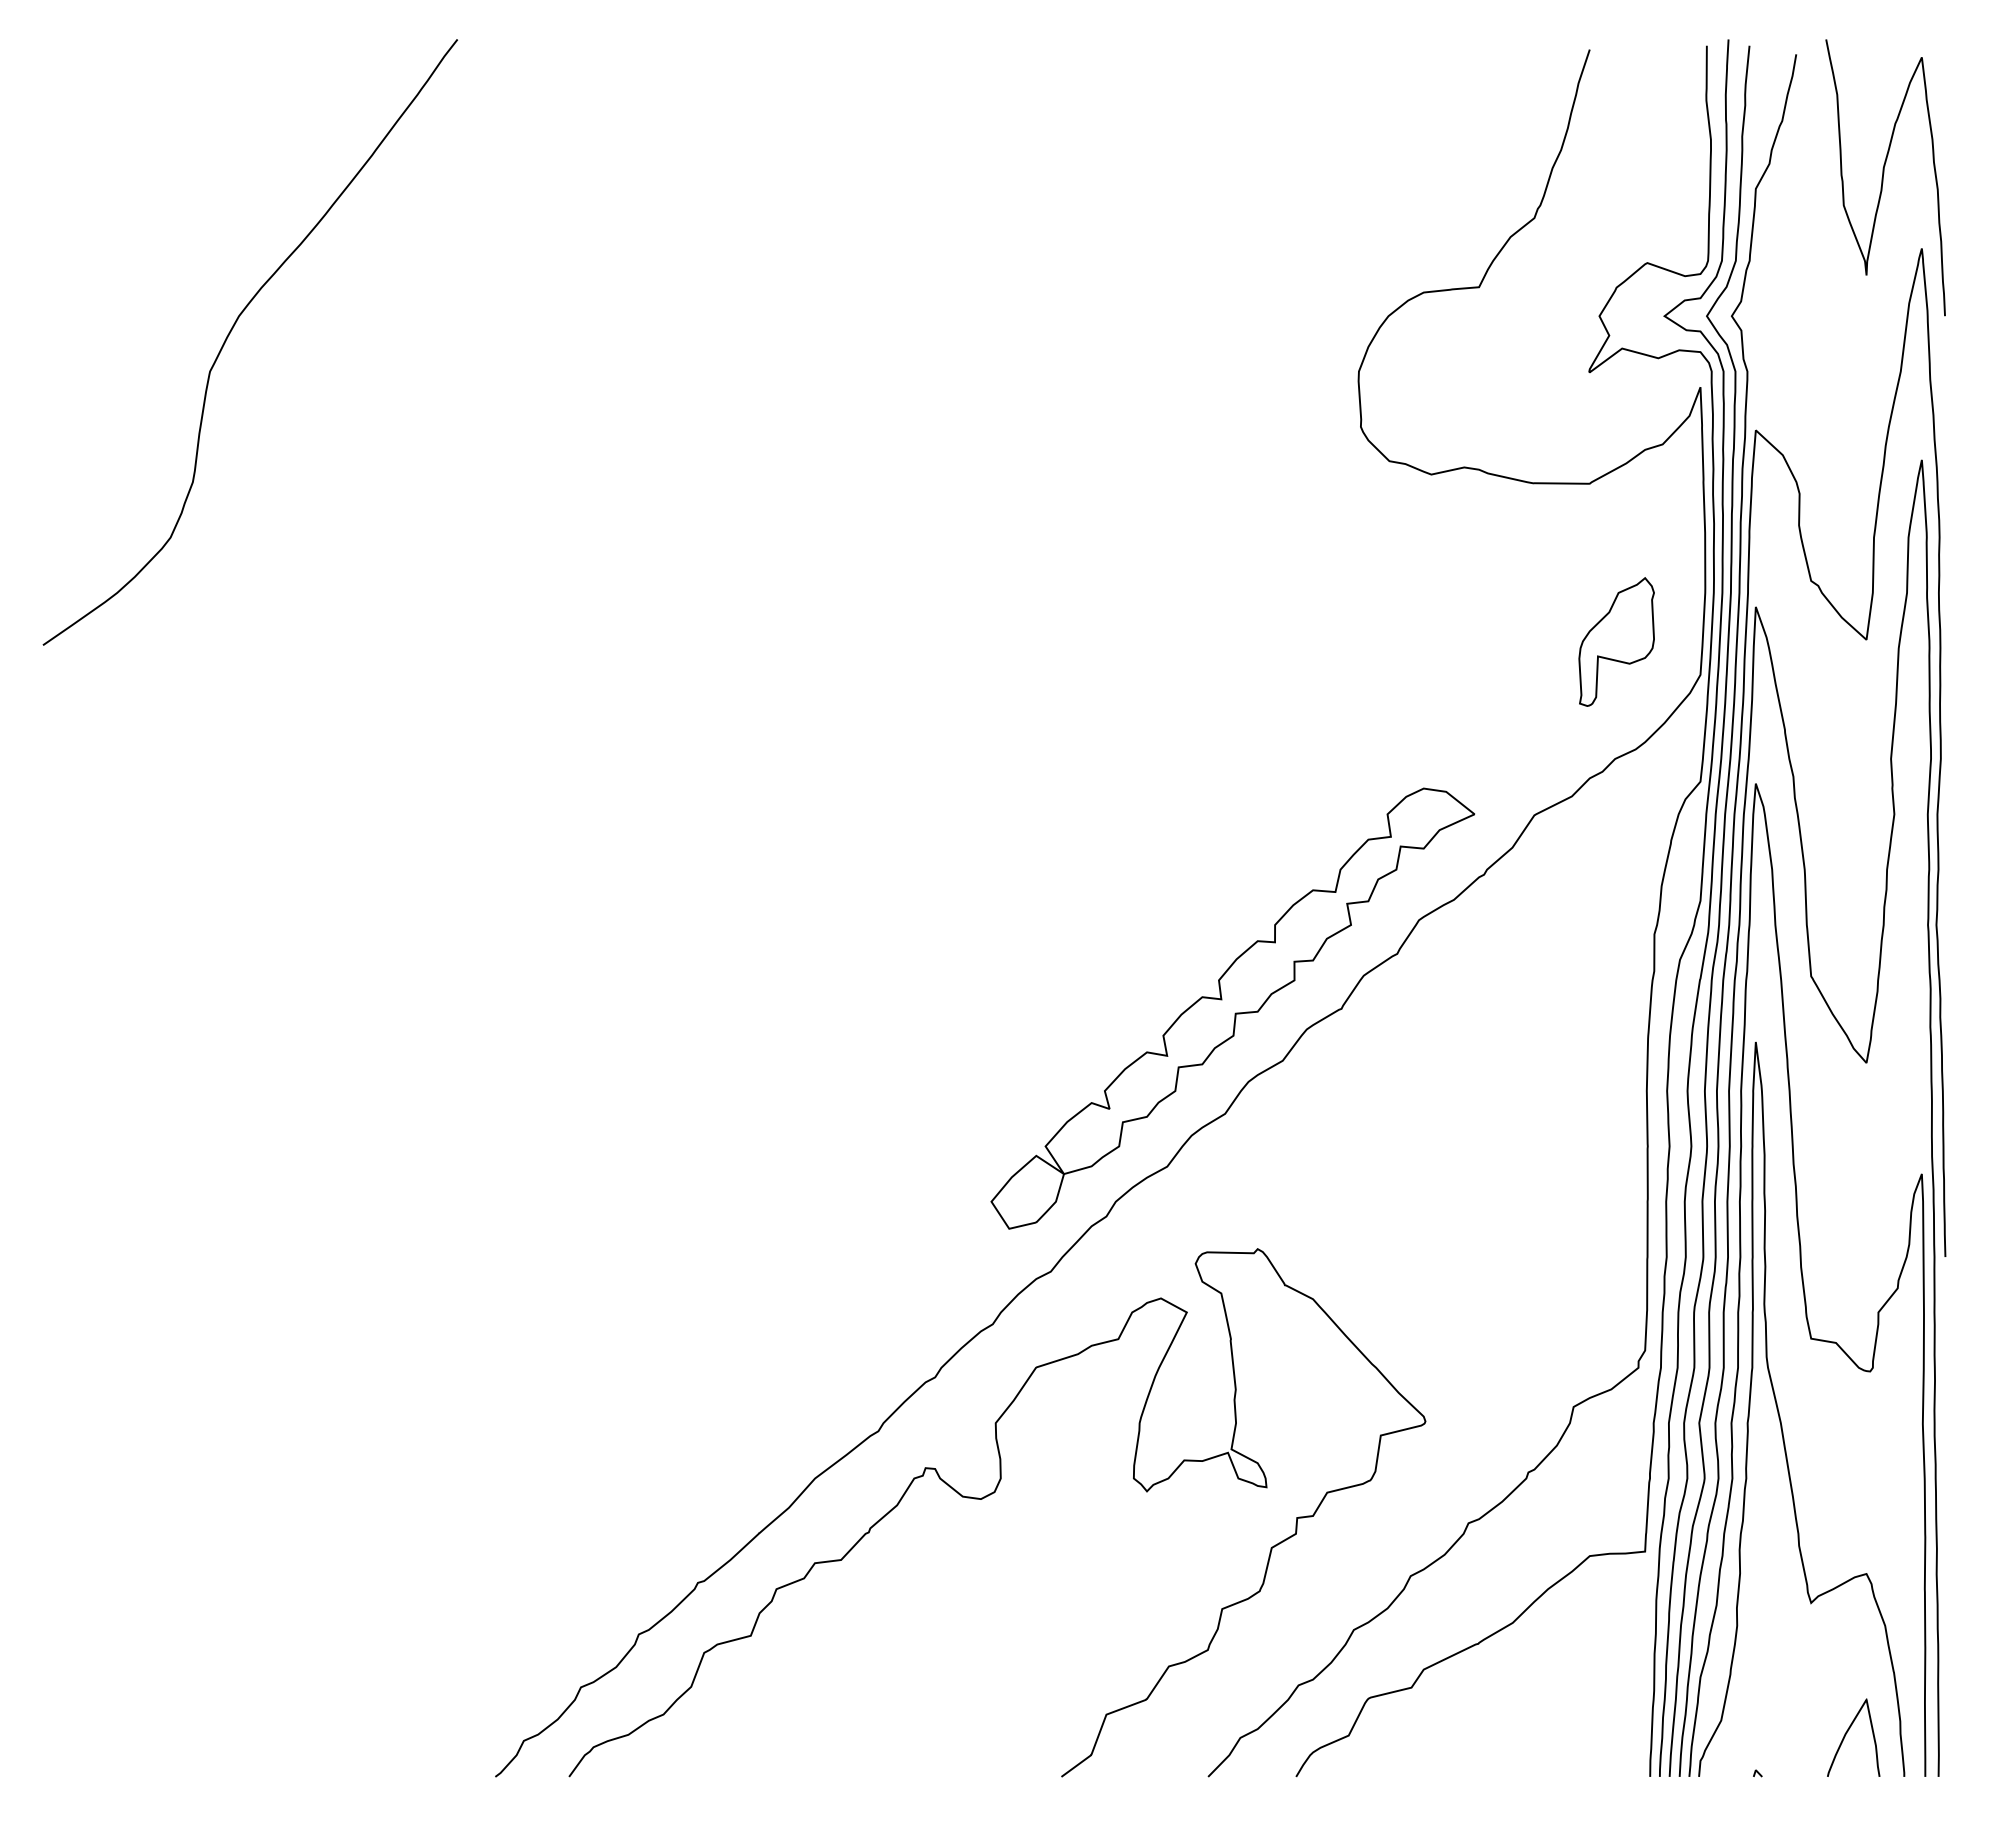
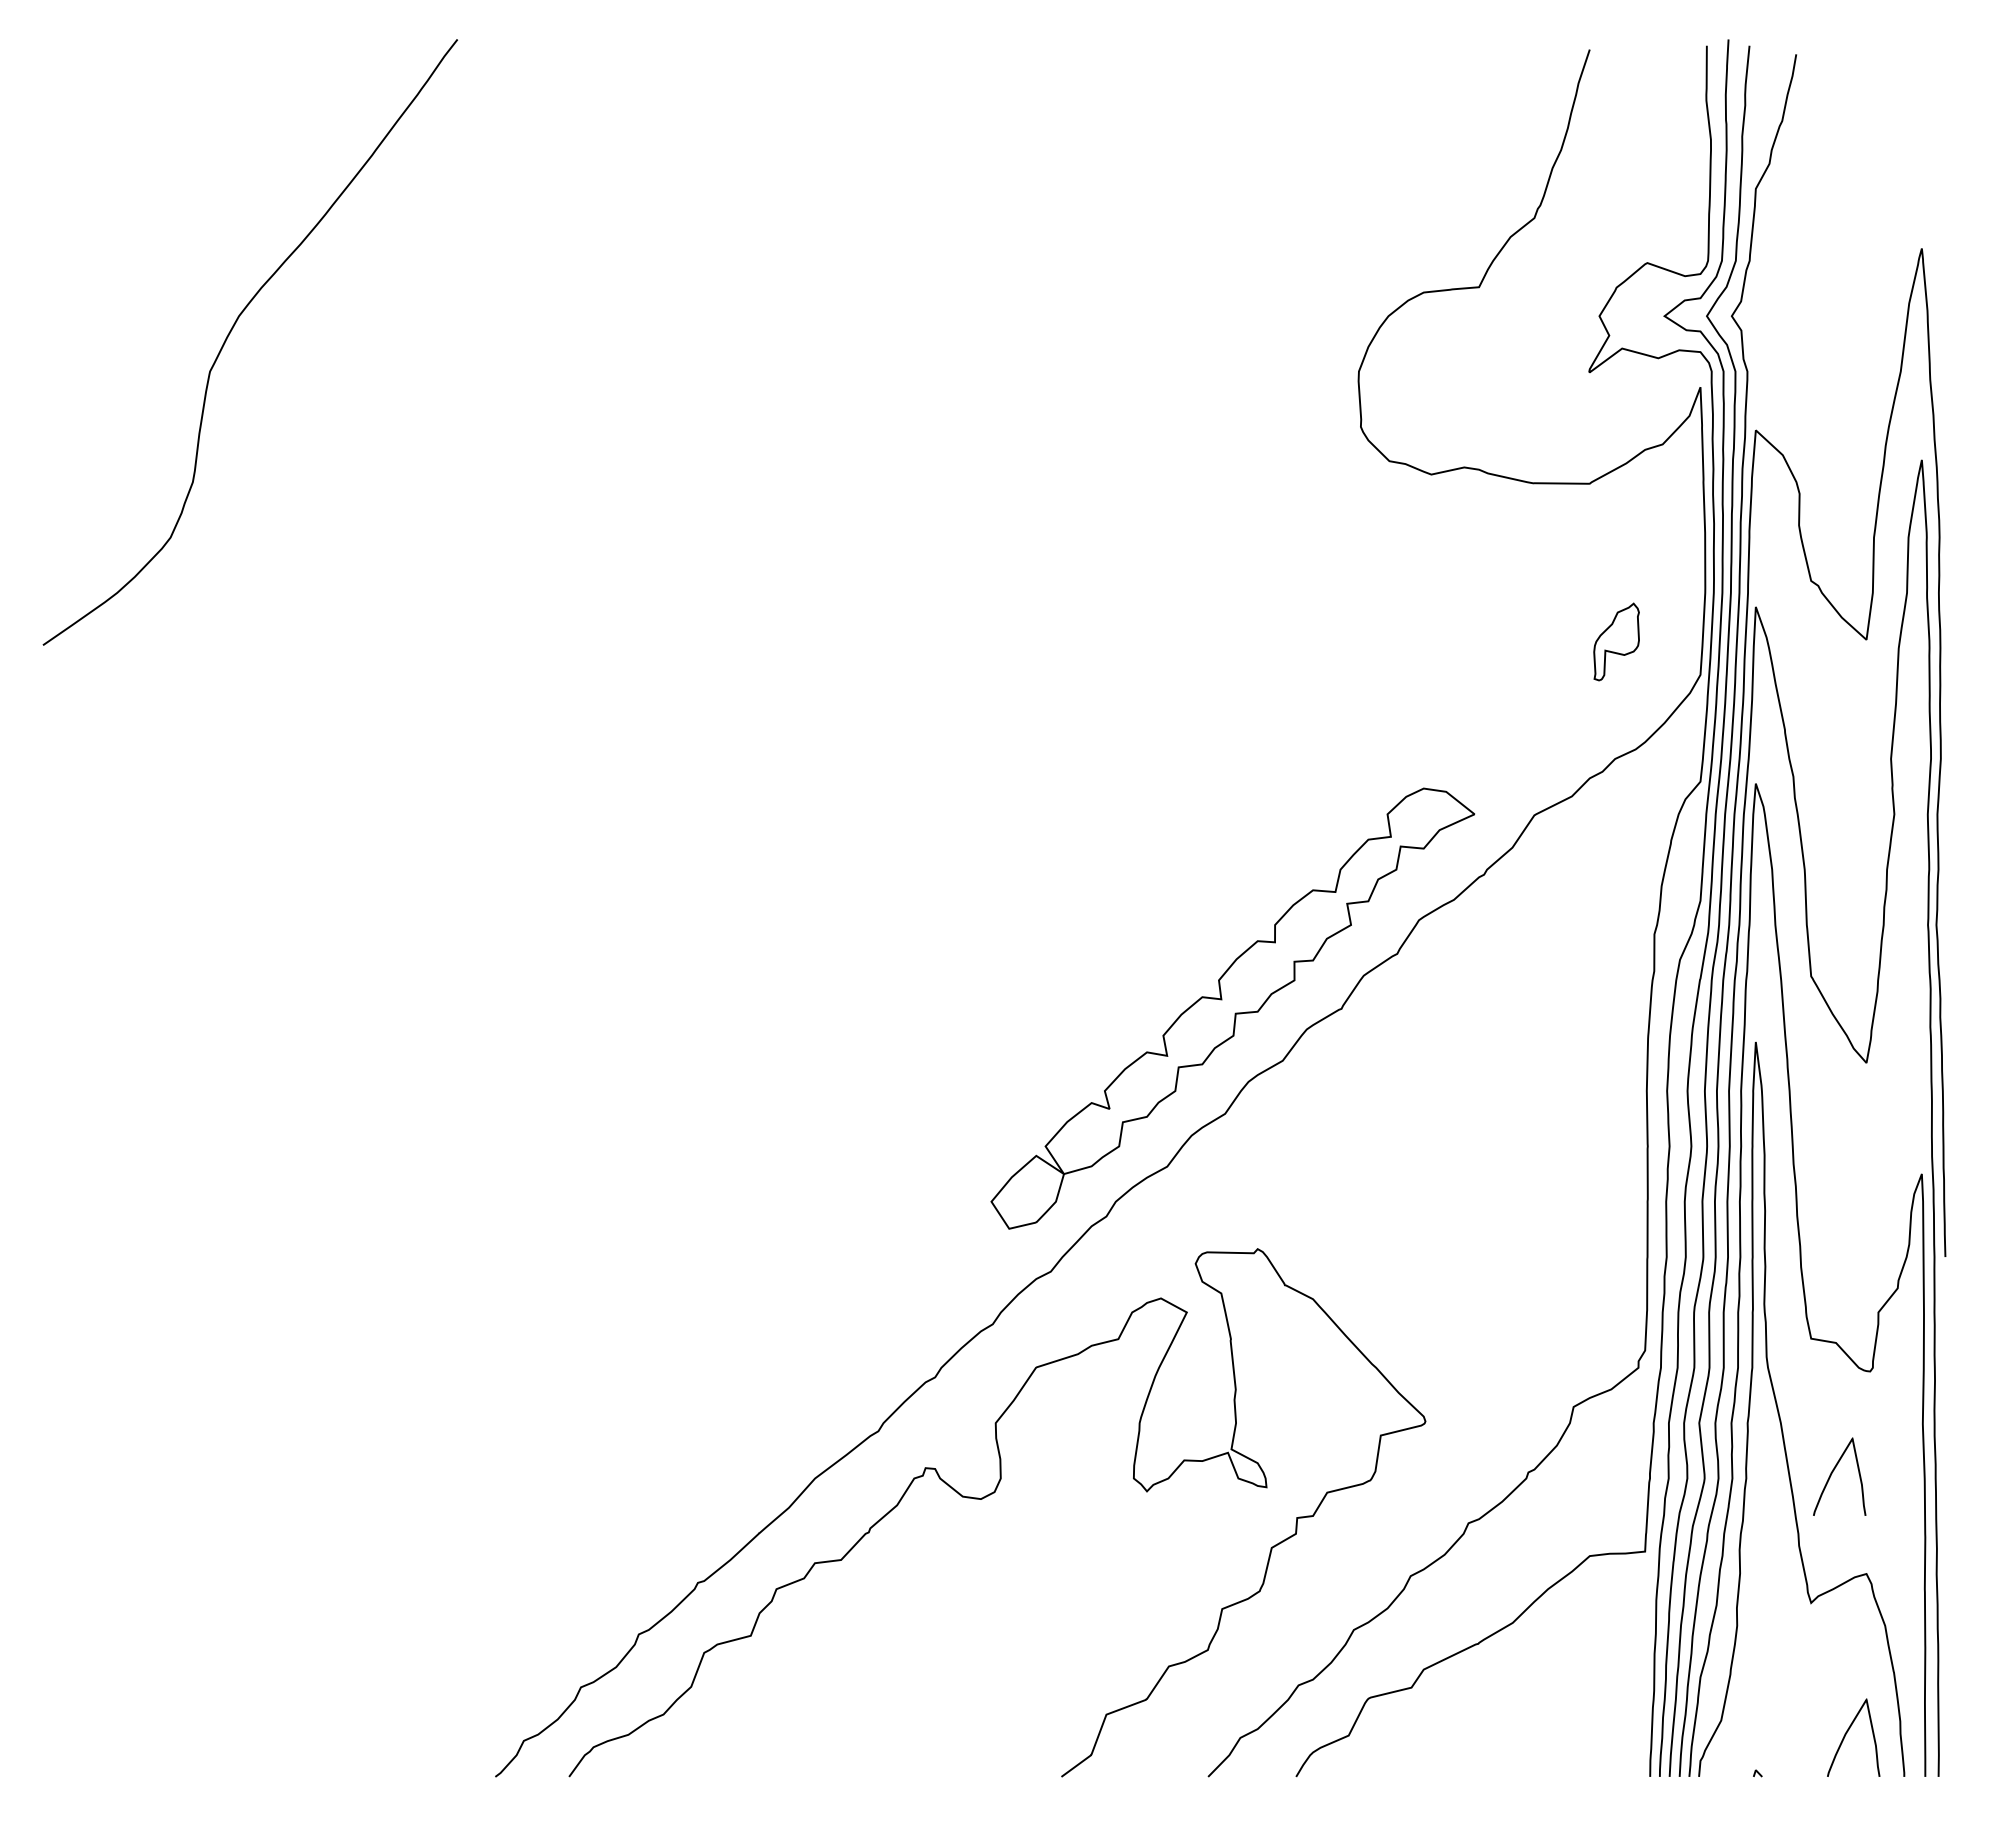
curve: present -> none (1883, 177)
part size: 77x130 px -> 47x80 px (1616, 641)
curve: none -> present (1833, 1472)
